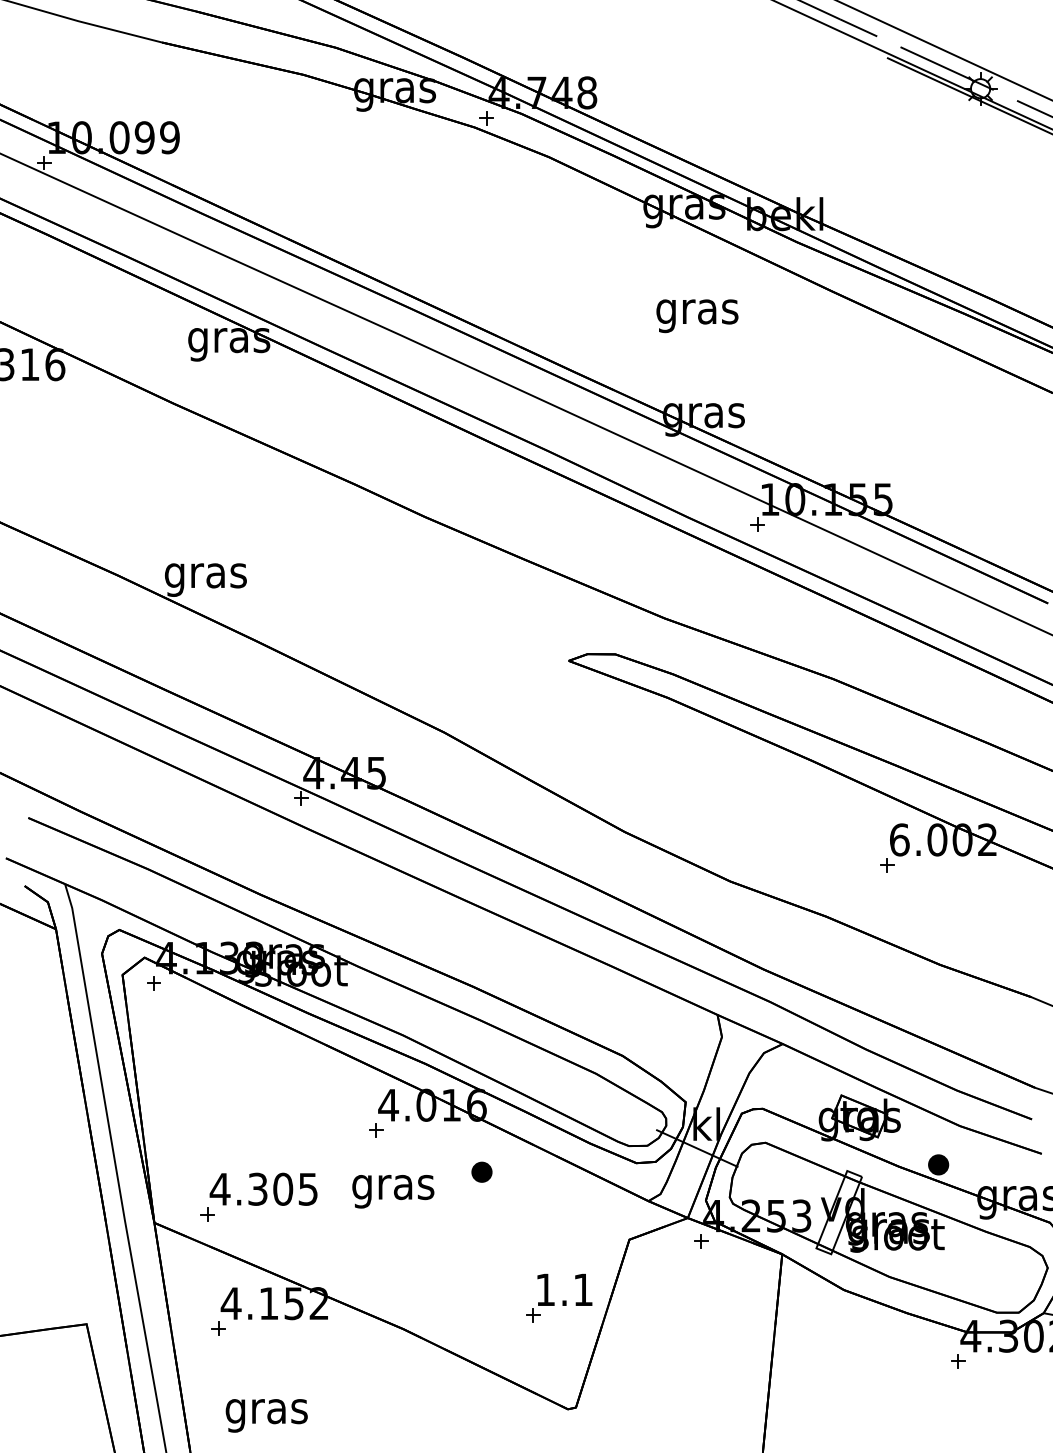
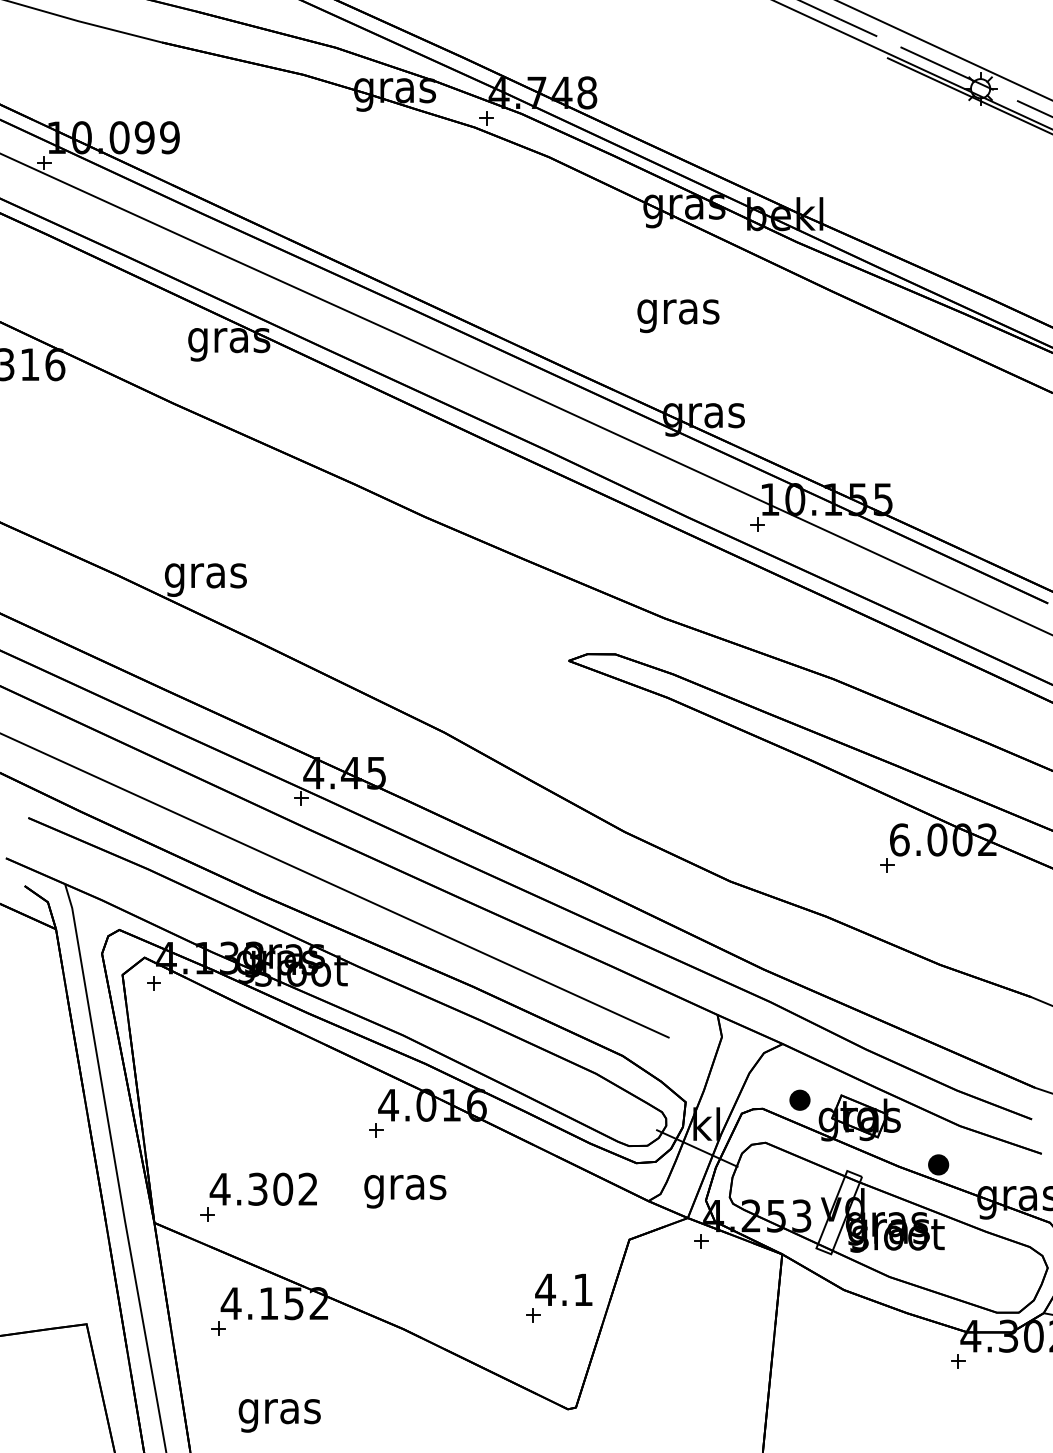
text position: (697, 316) -> (678, 316) (678, 316)
line: none -> present (335, 885)
part position: (481, 1171) -> (799, 1099) (799, 1099)
text: 4.305 -> 4.302 (307, 1188)
text position: (393, 1191) -> (405, 1191) (405, 1191)
text: 1.1 -> 4.1 (545, 1289)
text position: (266, 1415) -> (279, 1415) (279, 1415)
